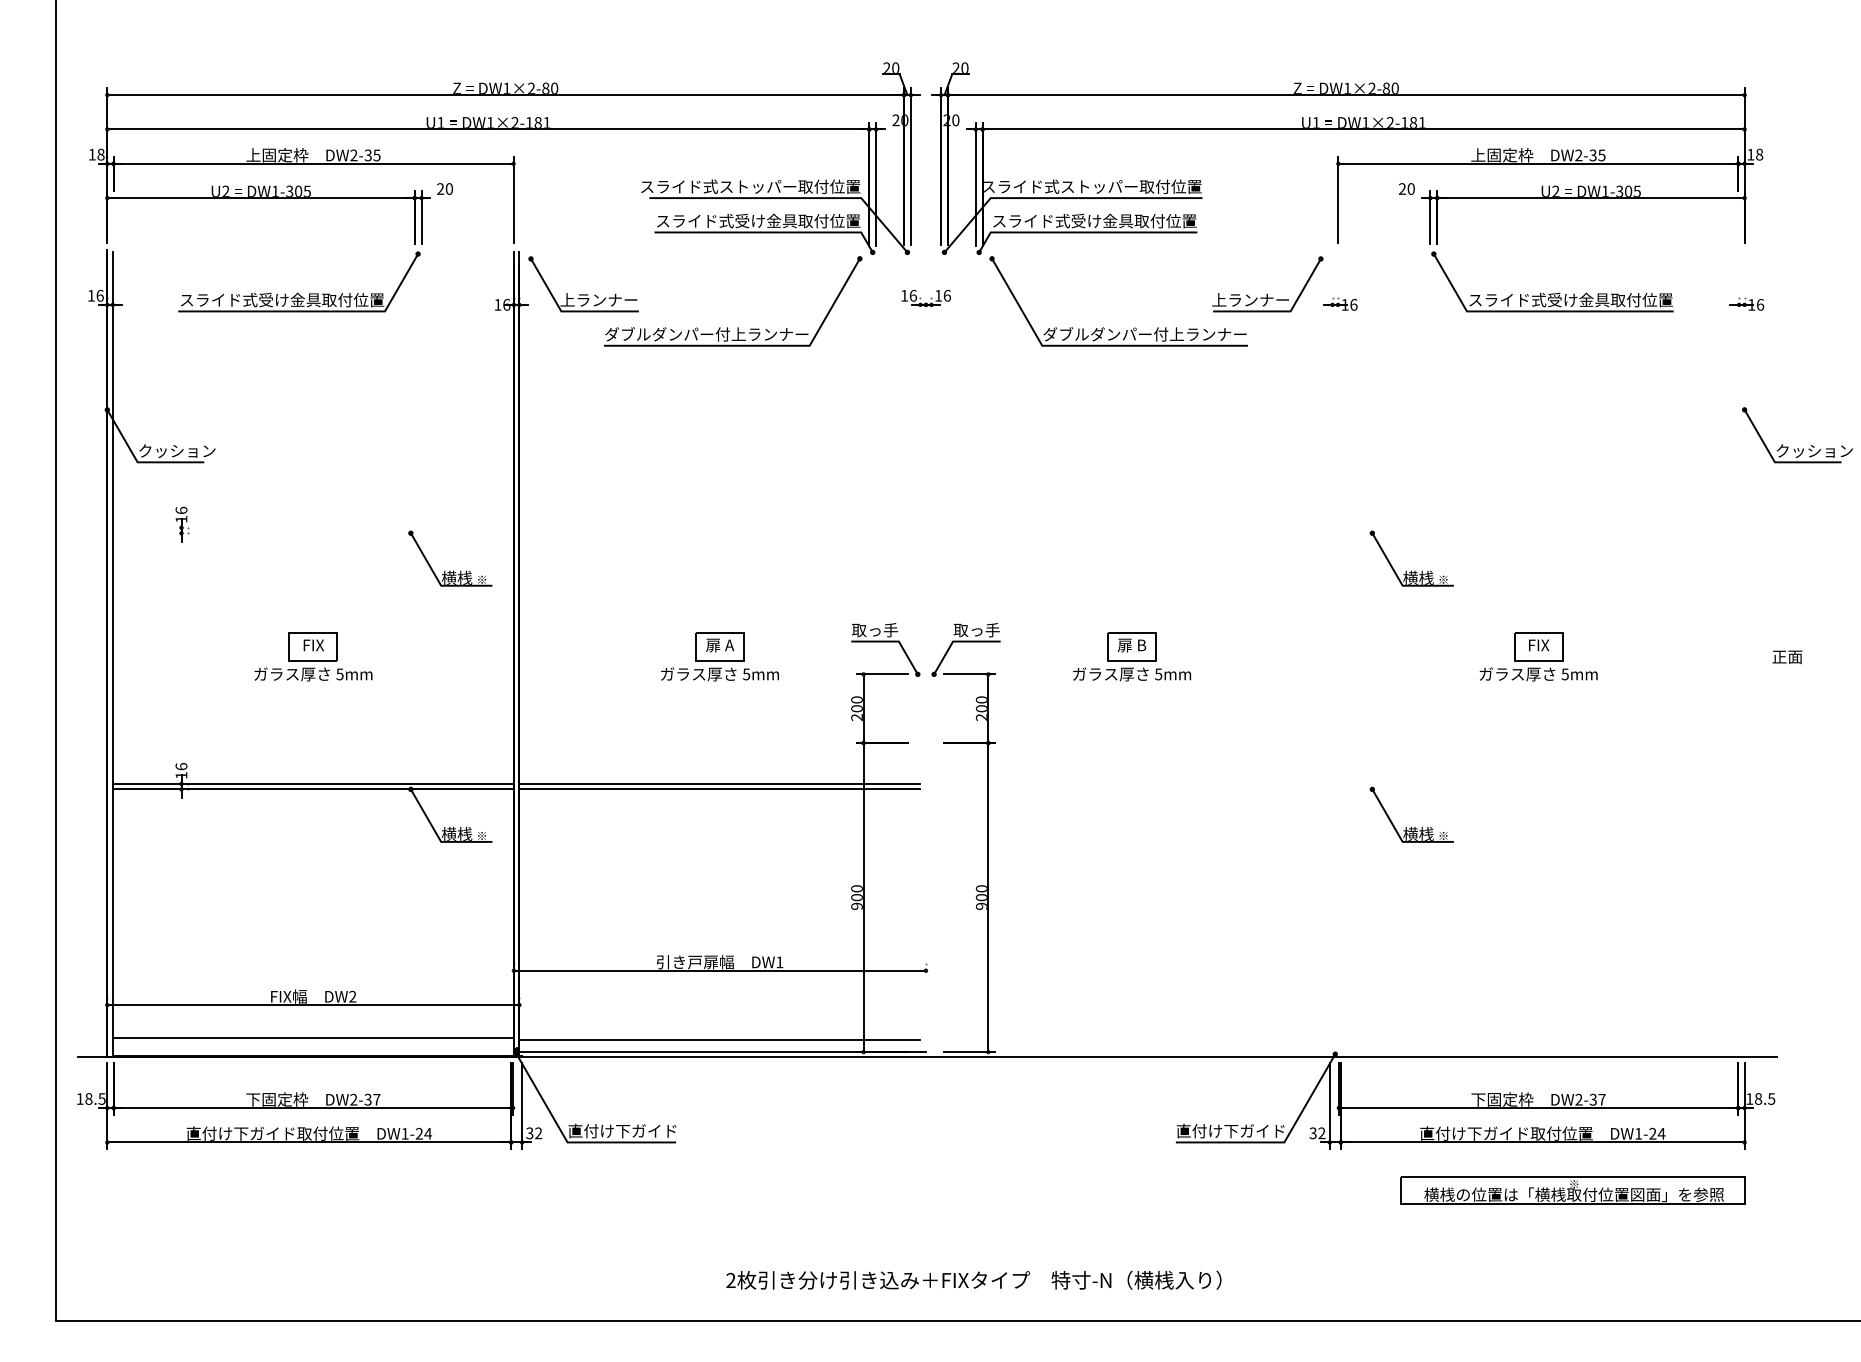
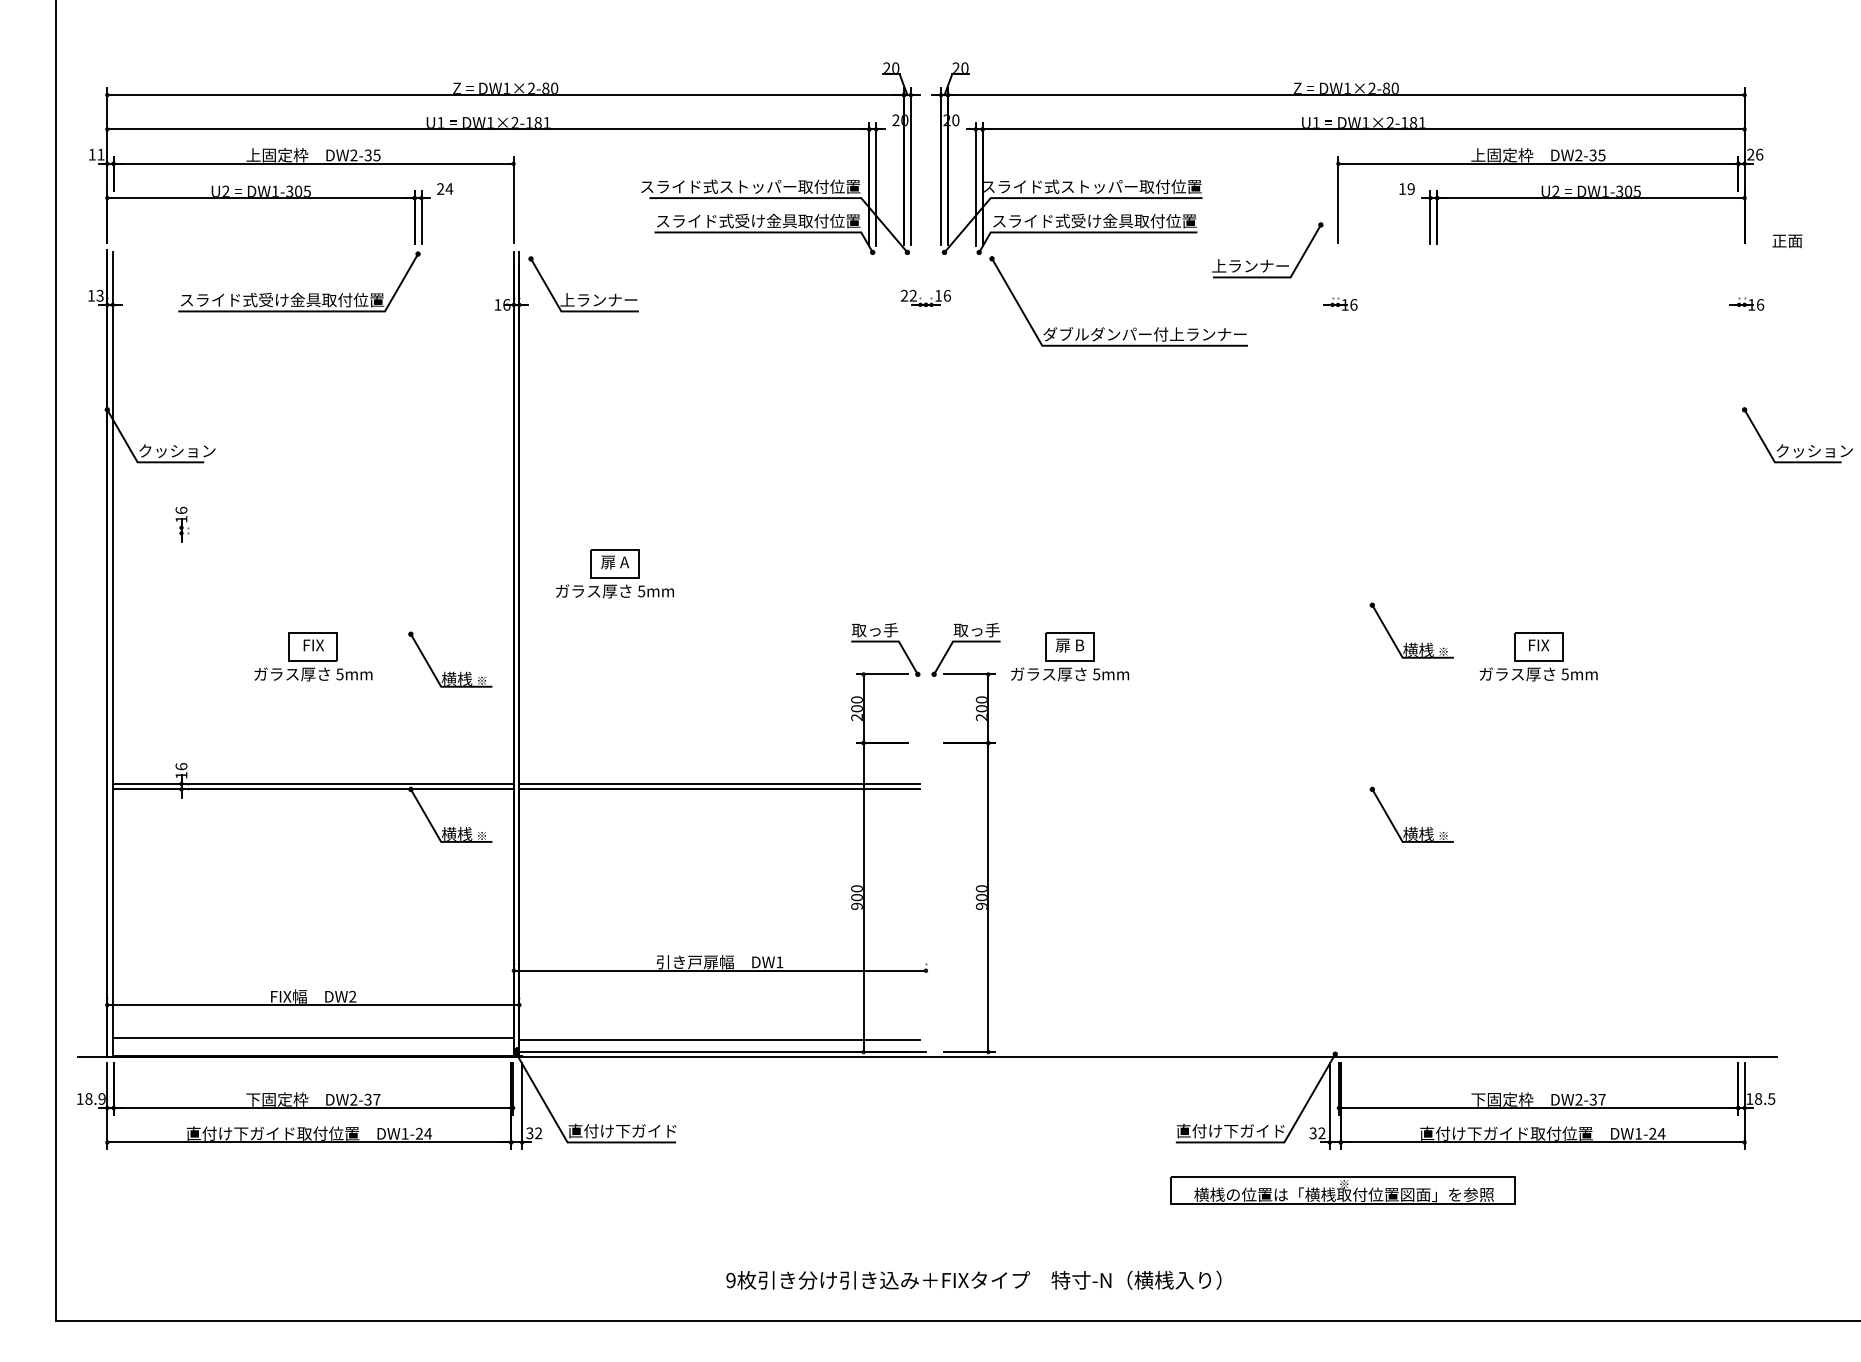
text: 18 -> 11 (100, 154)
text: 18 -> 26 (1755, 154)
text: 20 -> 24 (449, 188)
text: 20 -> 19 (1406, 188)
part position: (1267, 293) -> (1267, 259) (1267, 259)
part: present -> none (1552, 293)
text: 16 -> 13 (99, 295)
text: 16 -> 22 (908, 295)
part: present -> none (737, 327)
part position: (450, 570) -> (450, 671) (450, 671)
part position: (1411, 570) -> (1411, 642) (1411, 642)
part position: (719, 656) -> (614, 573) (614, 573)
part position: (1132, 656) -> (1070, 656) (1070, 656)
text position: (1787, 657) -> (1787, 241) (1787, 241)
text: 18.5 -> 18.9 (101, 1098)
part position: (1572, 1190) -> (1342, 1190) (1342, 1190)
text: 2 -> 9 (730, 1280)
